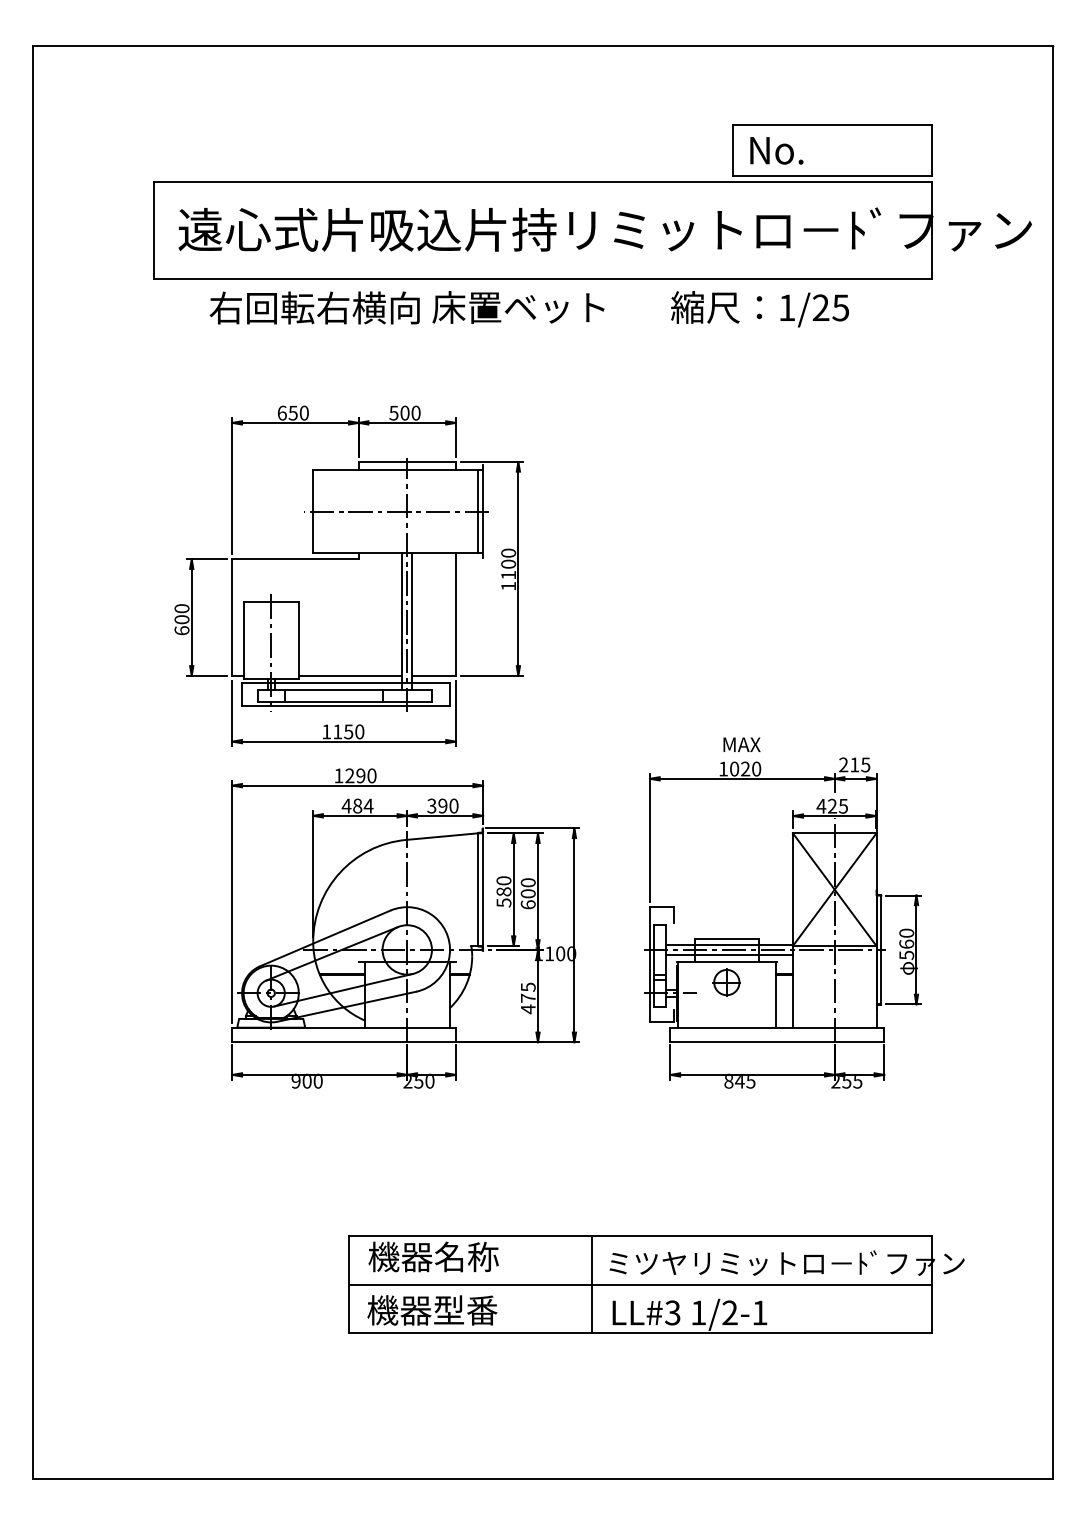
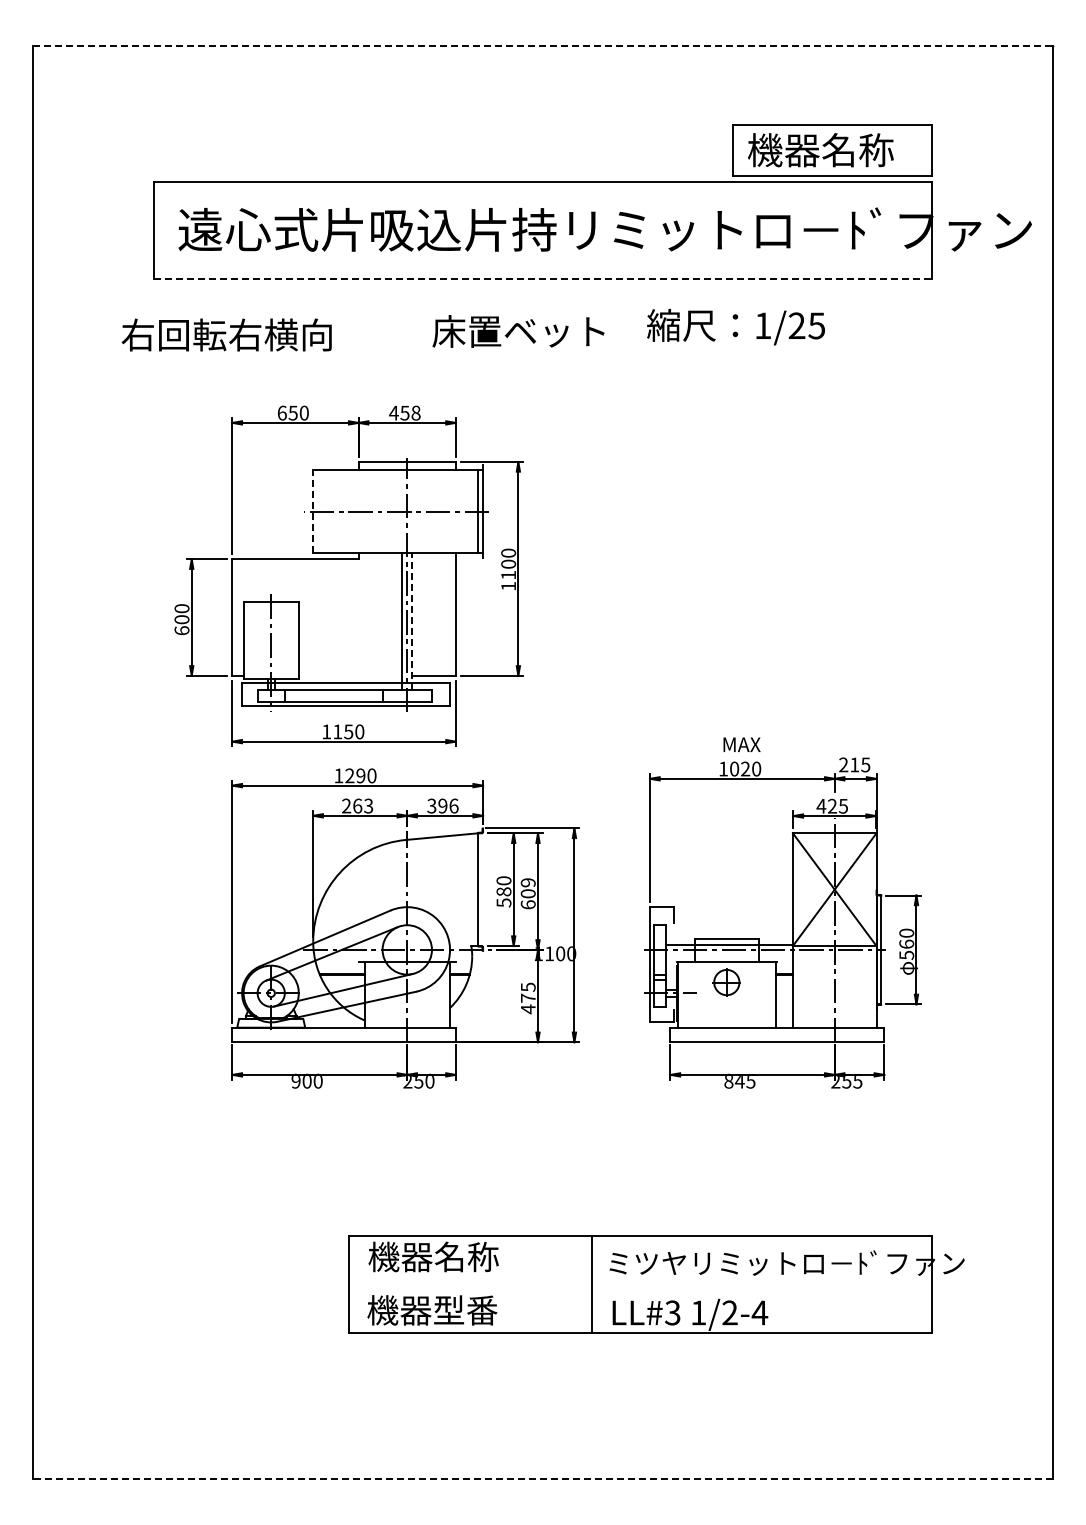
line: solid -> dashed (543, 45)
text: No. -> 機器名称 (820, 150)
line: solid -> dashed (543, 279)
text position: (314, 307) -> (226, 334) (226, 334)
text position: (518, 307) -> (518, 331) (518, 331)
text position: (759, 309) -> (735, 327) (735, 327)
text: 500 -> 458 (404, 412)
line: solid -> dashed (313, 511)
line: solid -> dashed (412, 621)
line: present -> none (350, 675)
text: 484 -> 263 (357, 805)
text: 390 -> 396 (453, 805)
text: 600 -> 609 (528, 882)
line: present -> none (483, 889)
line: present -> none (729, 954)
line: present -> none (639, 1284)
text: 1/2-1 -> 1/2-4 (759, 1312)
line: solid -> dashed (542, 1479)
